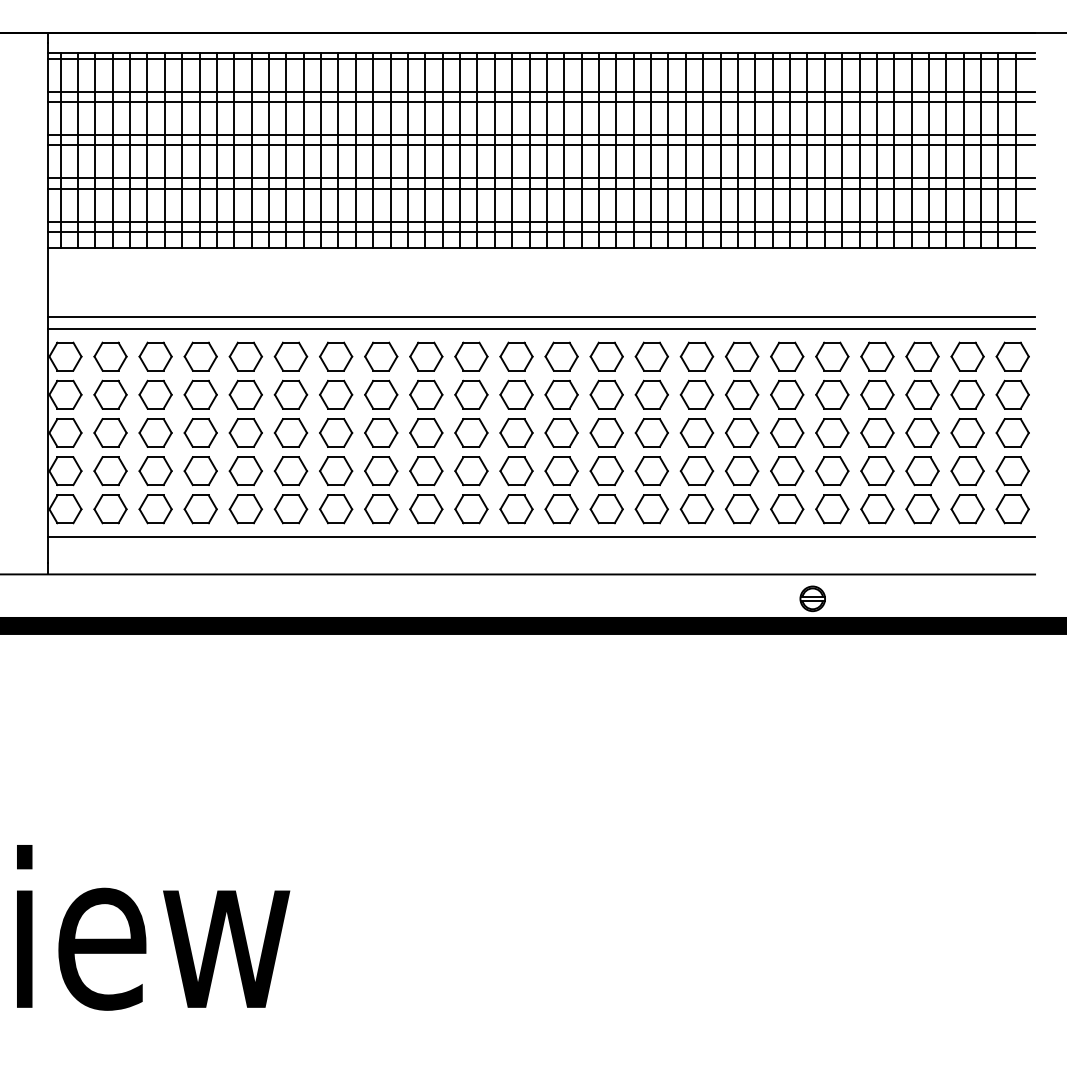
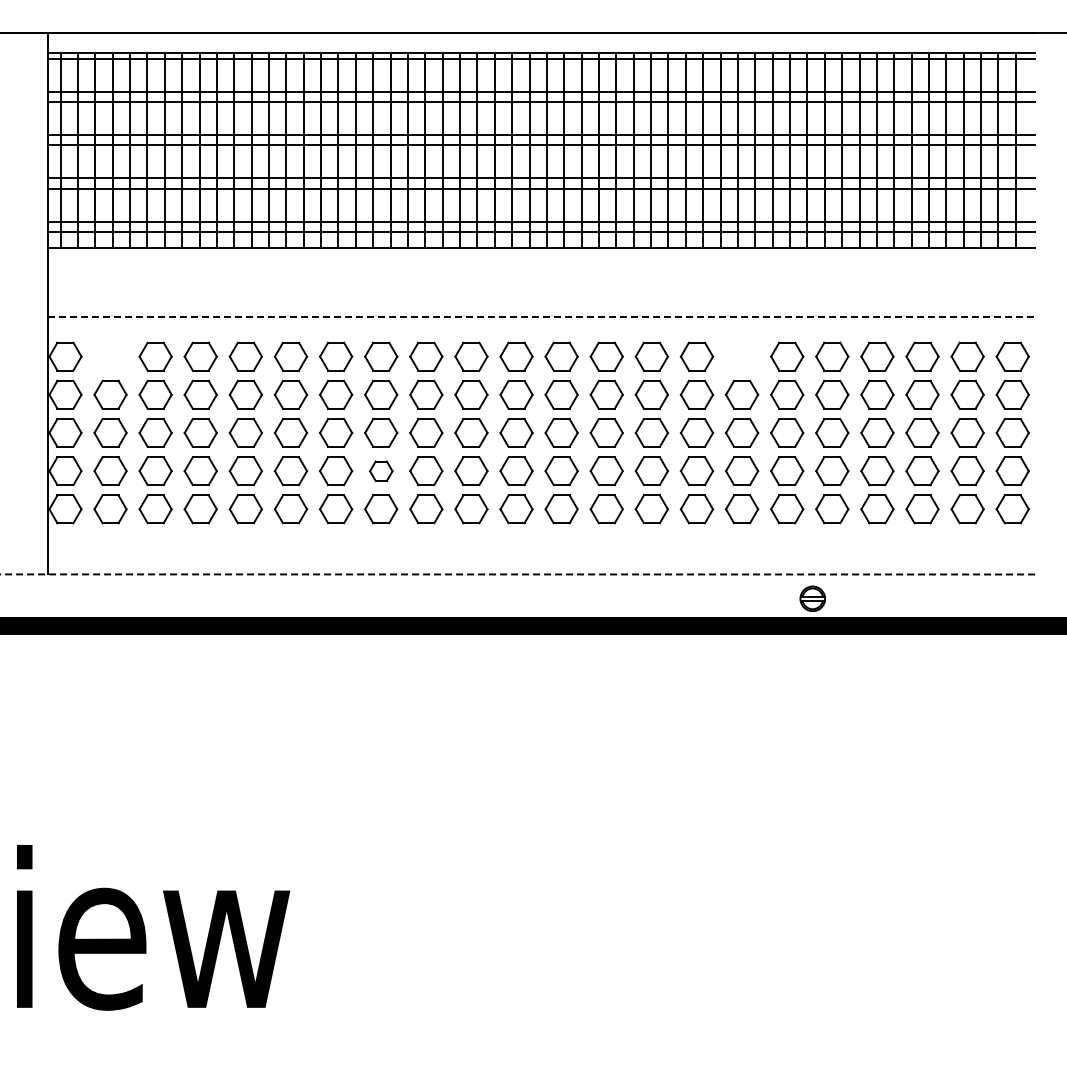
line: solid -> dashed (542, 317)
line: present -> none (541, 328)
part: present -> none (110, 356)
part: present -> none (742, 356)
part size: 35x31 px -> 25x22 px (381, 470)
line: present -> none (541, 537)
line: solid -> dashed (517, 574)
